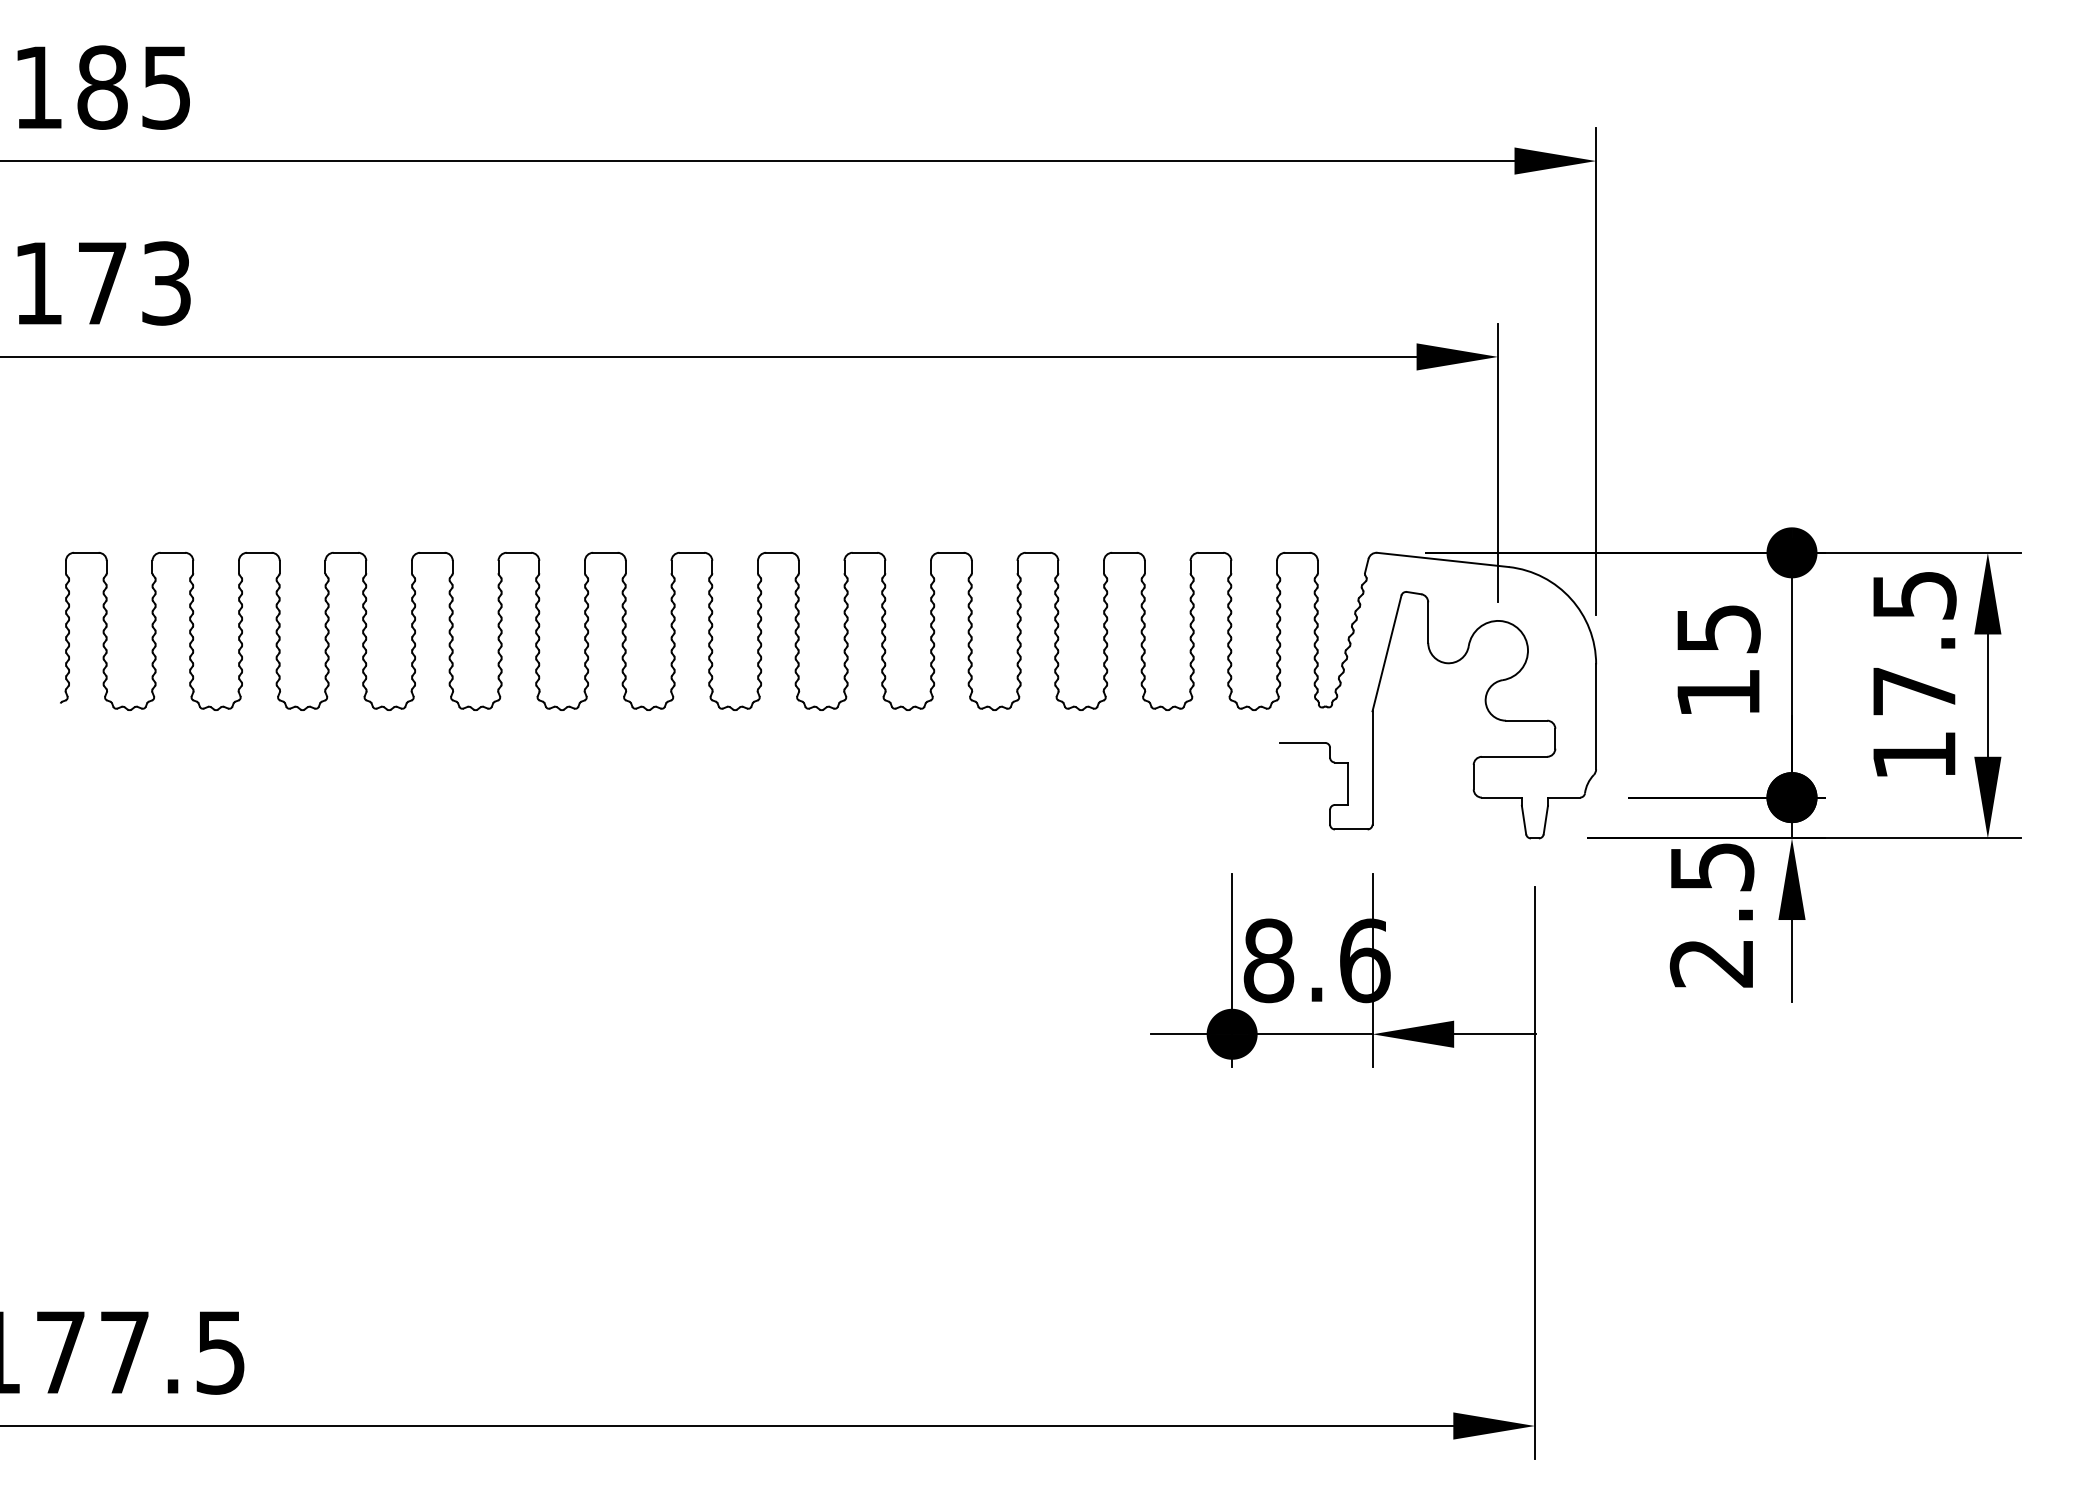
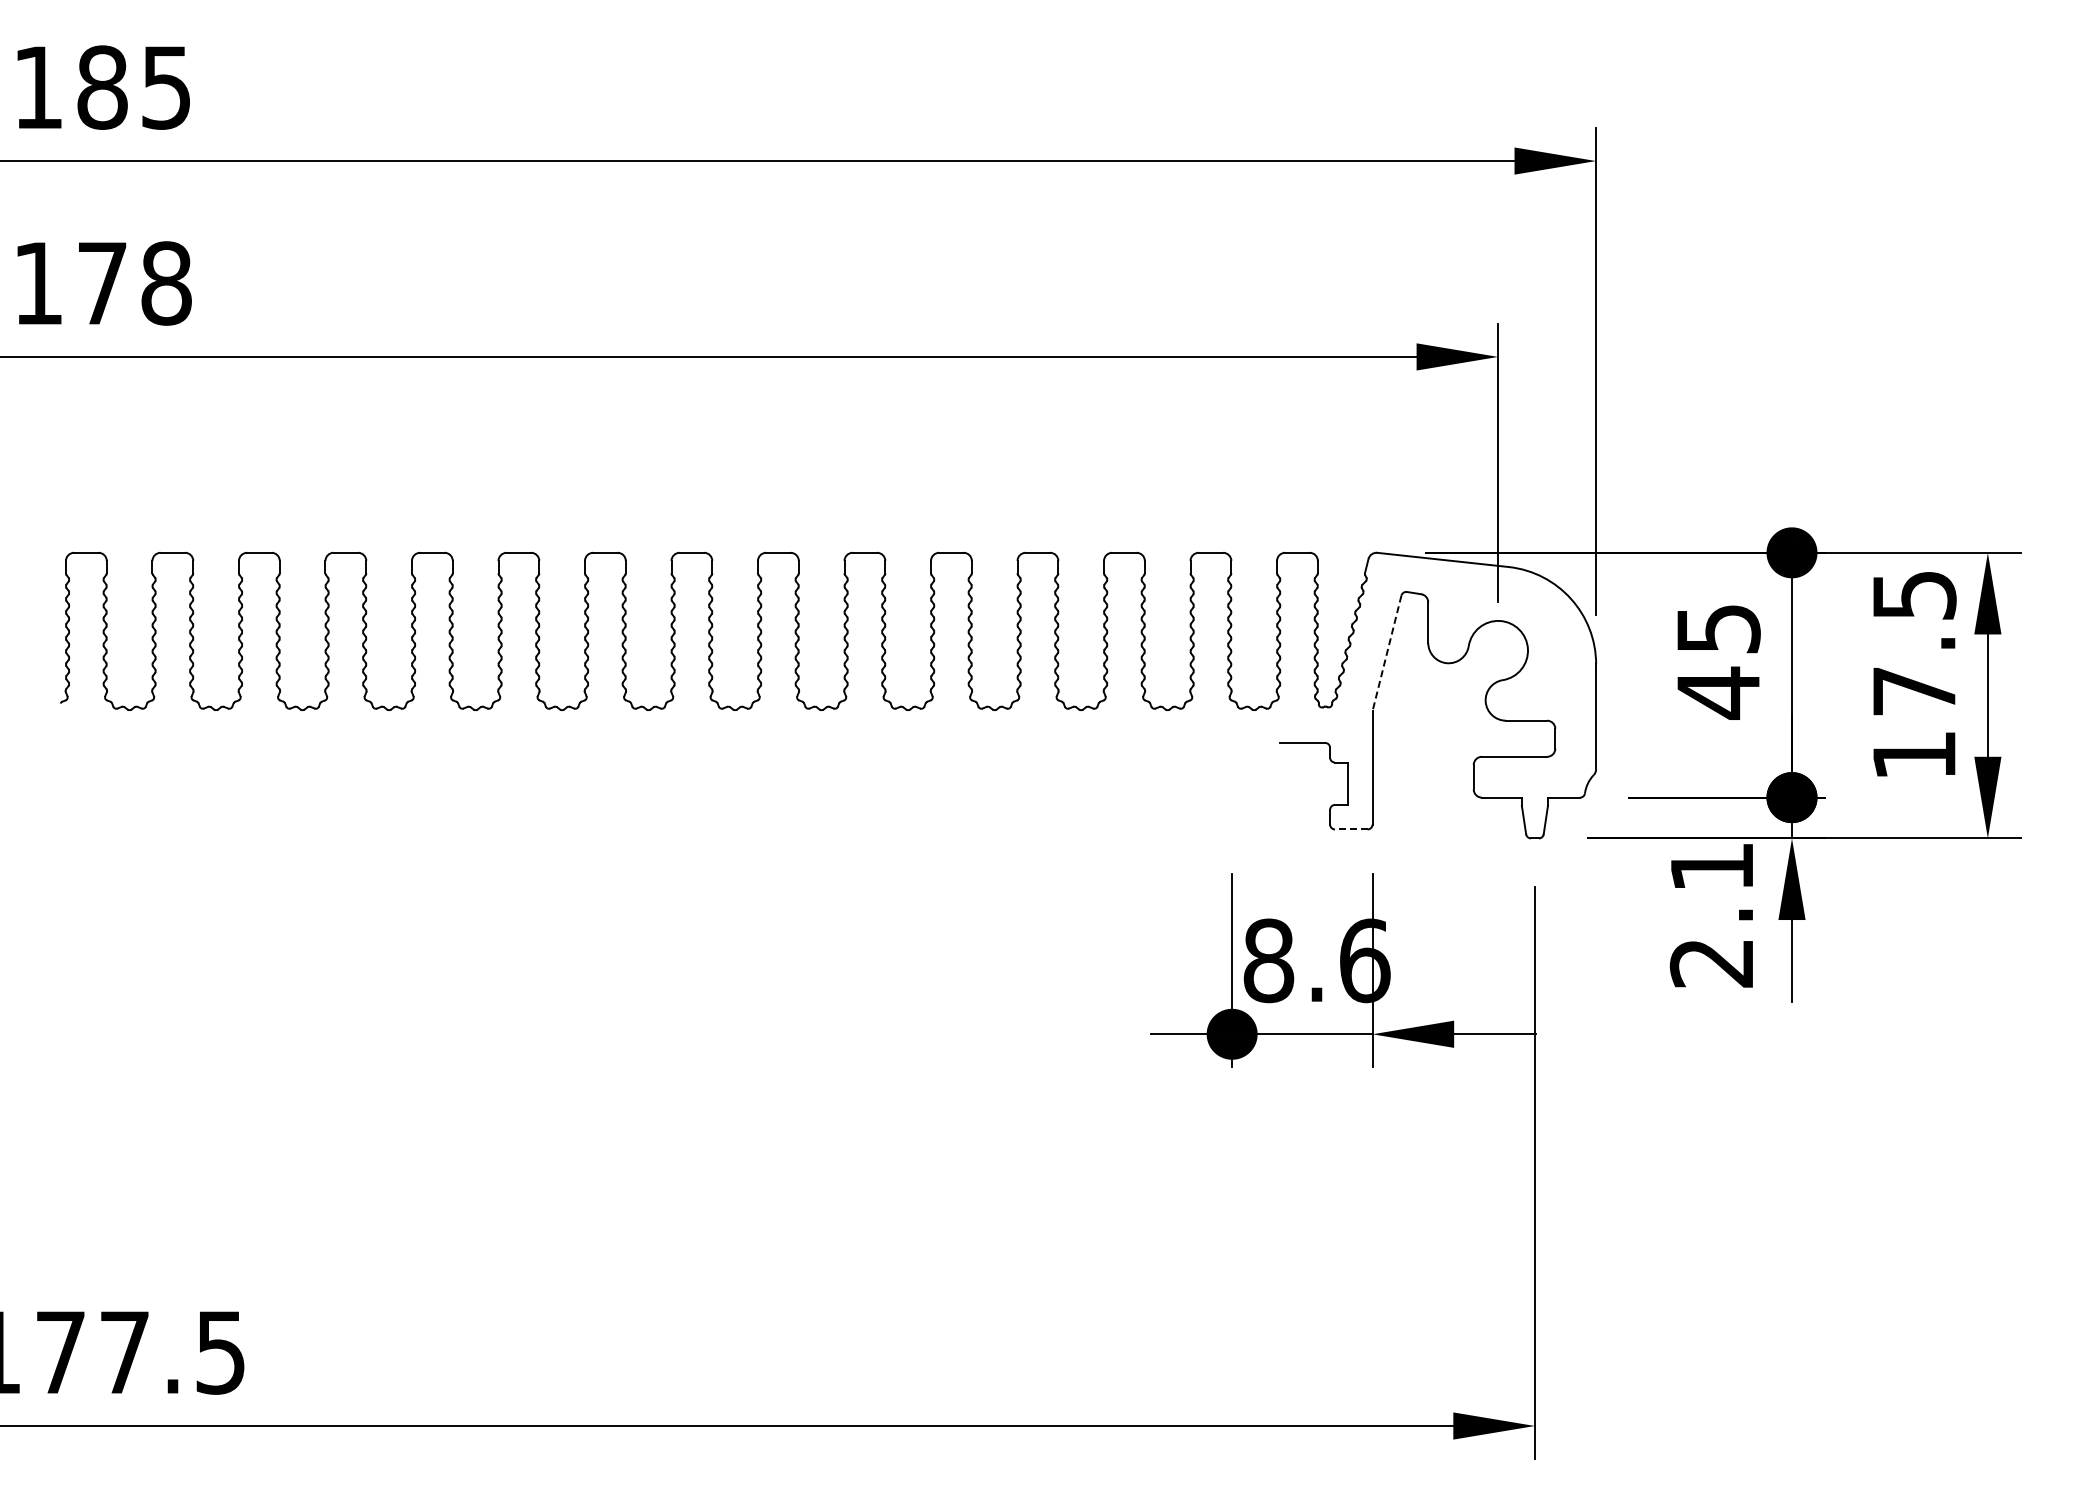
text: 173 -> 178 (166, 283)
line: solid -> dashed (1386, 653)
text: 15 -> 45 (1718, 692)
line: solid -> dashed (1350, 829)
text: 2.5 -> 2.1 (1712, 867)
